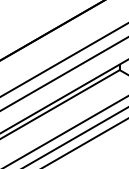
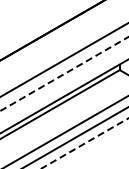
line: solid -> dashed (64, 73)
line: solid -> dashed (85, 143)
